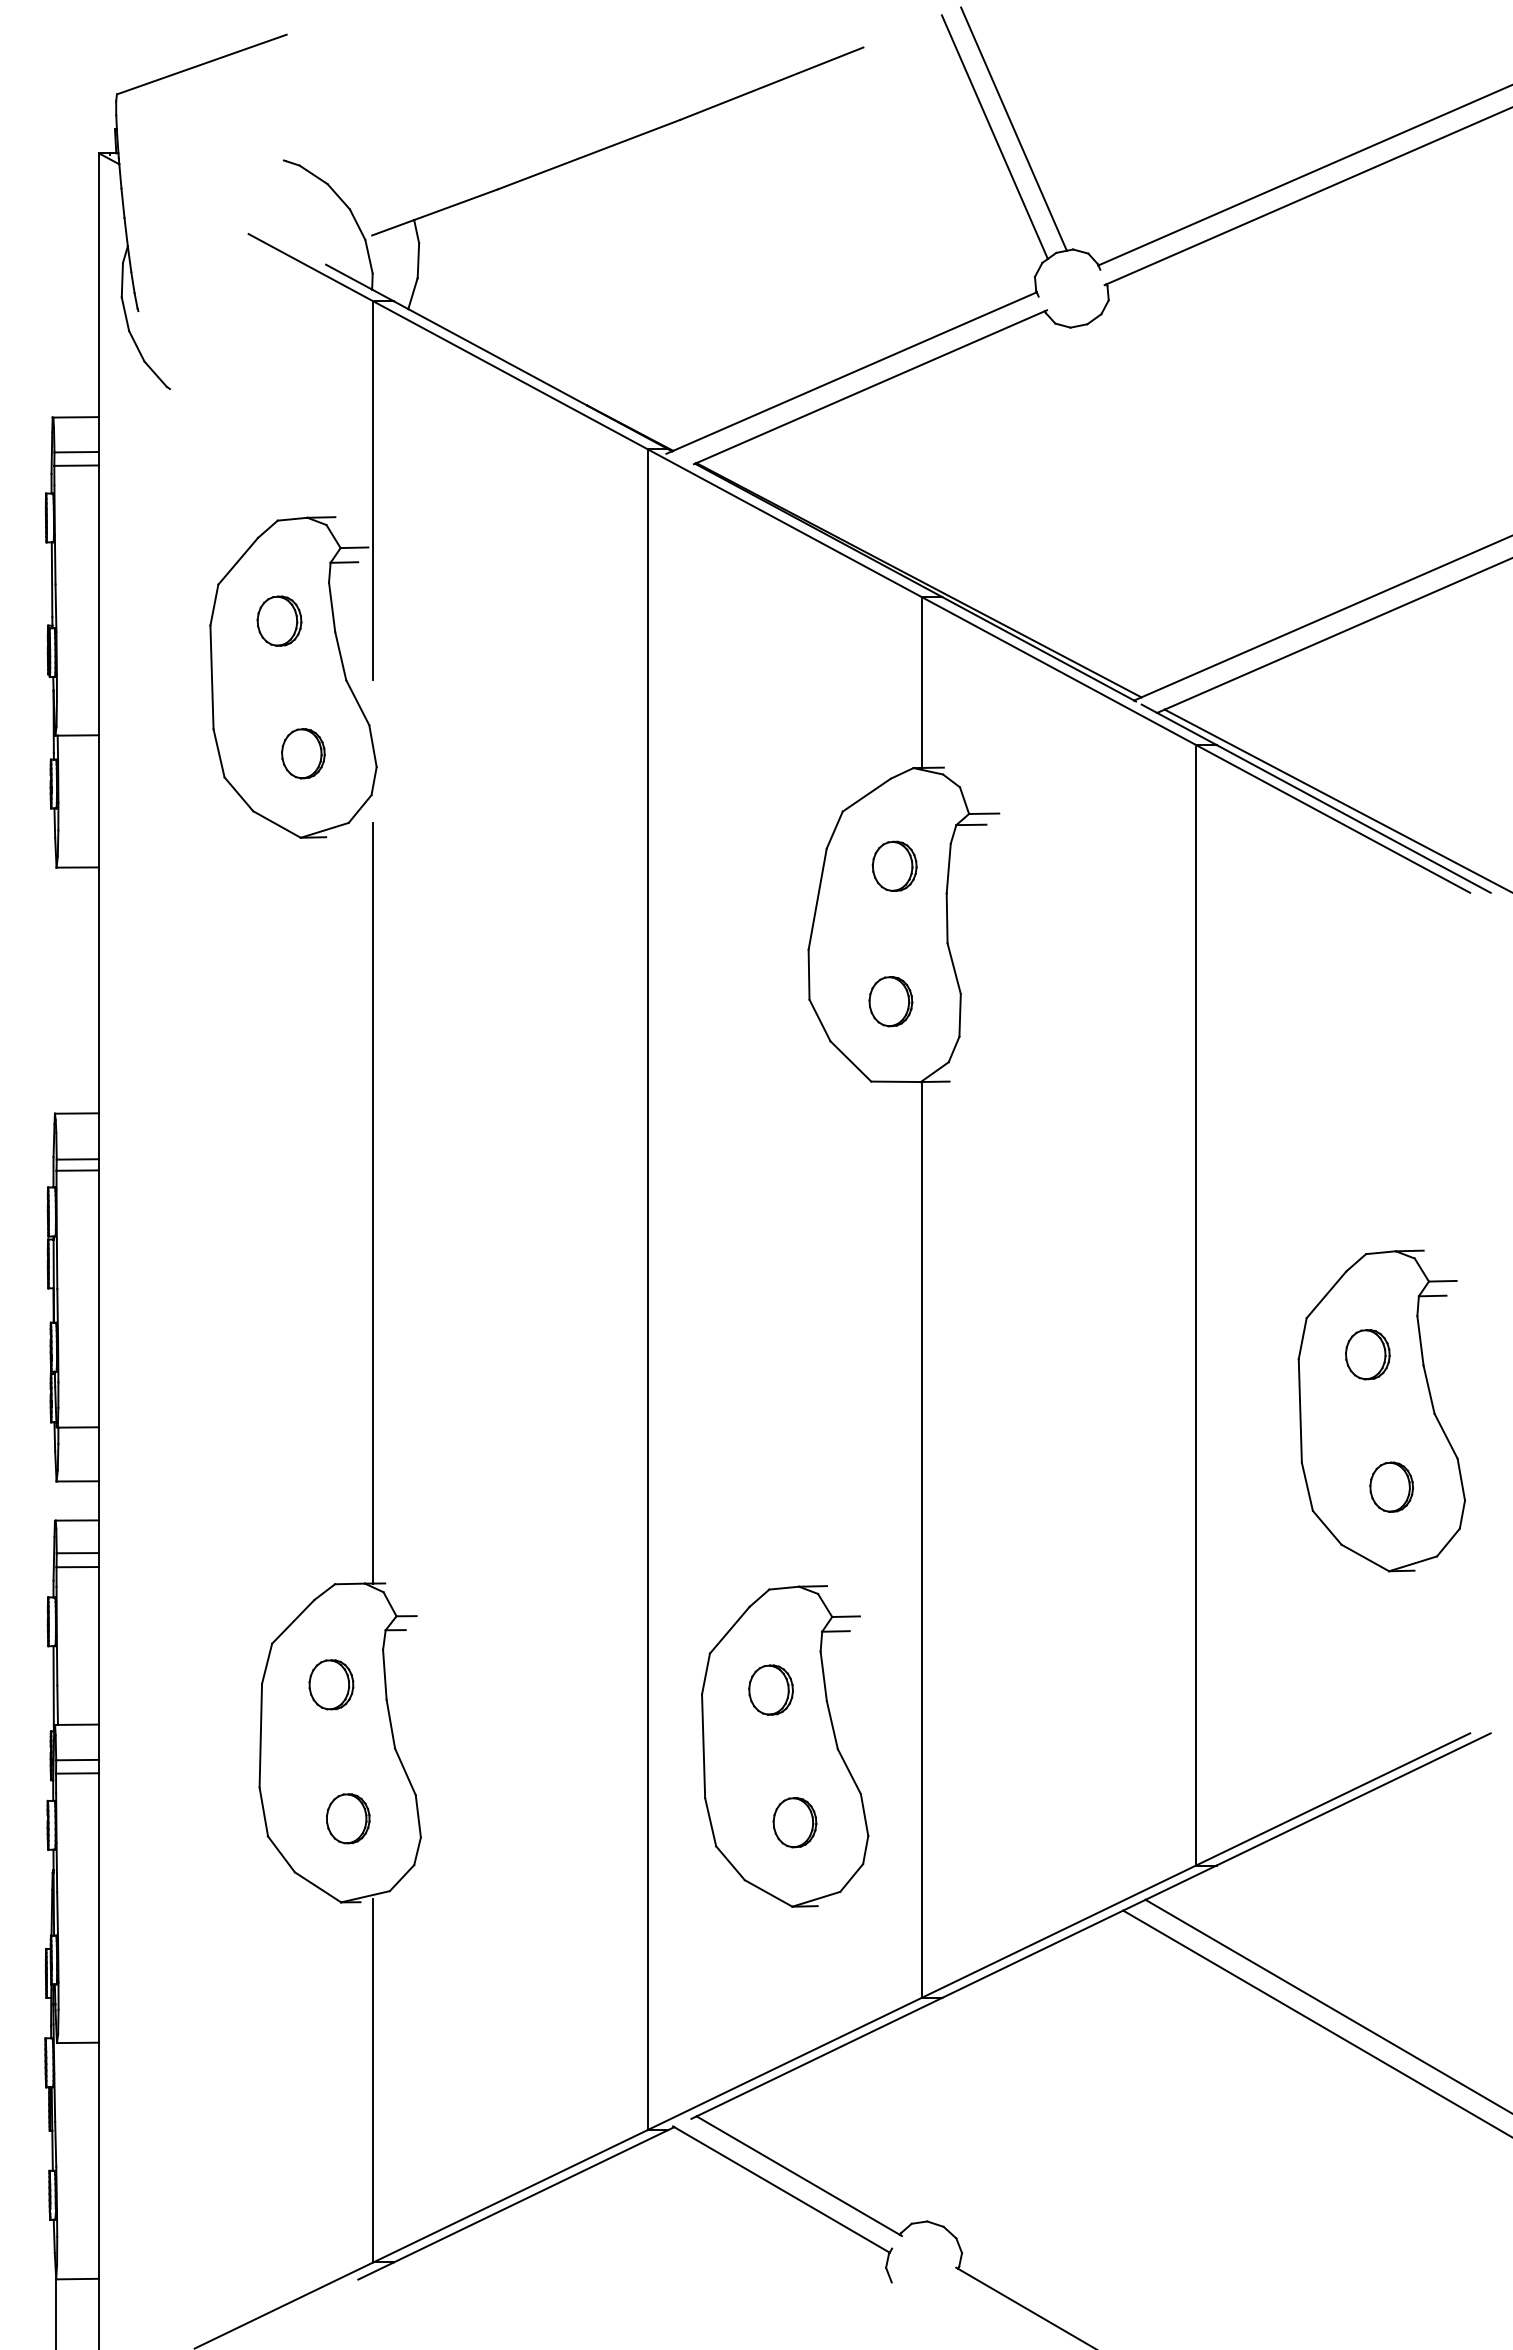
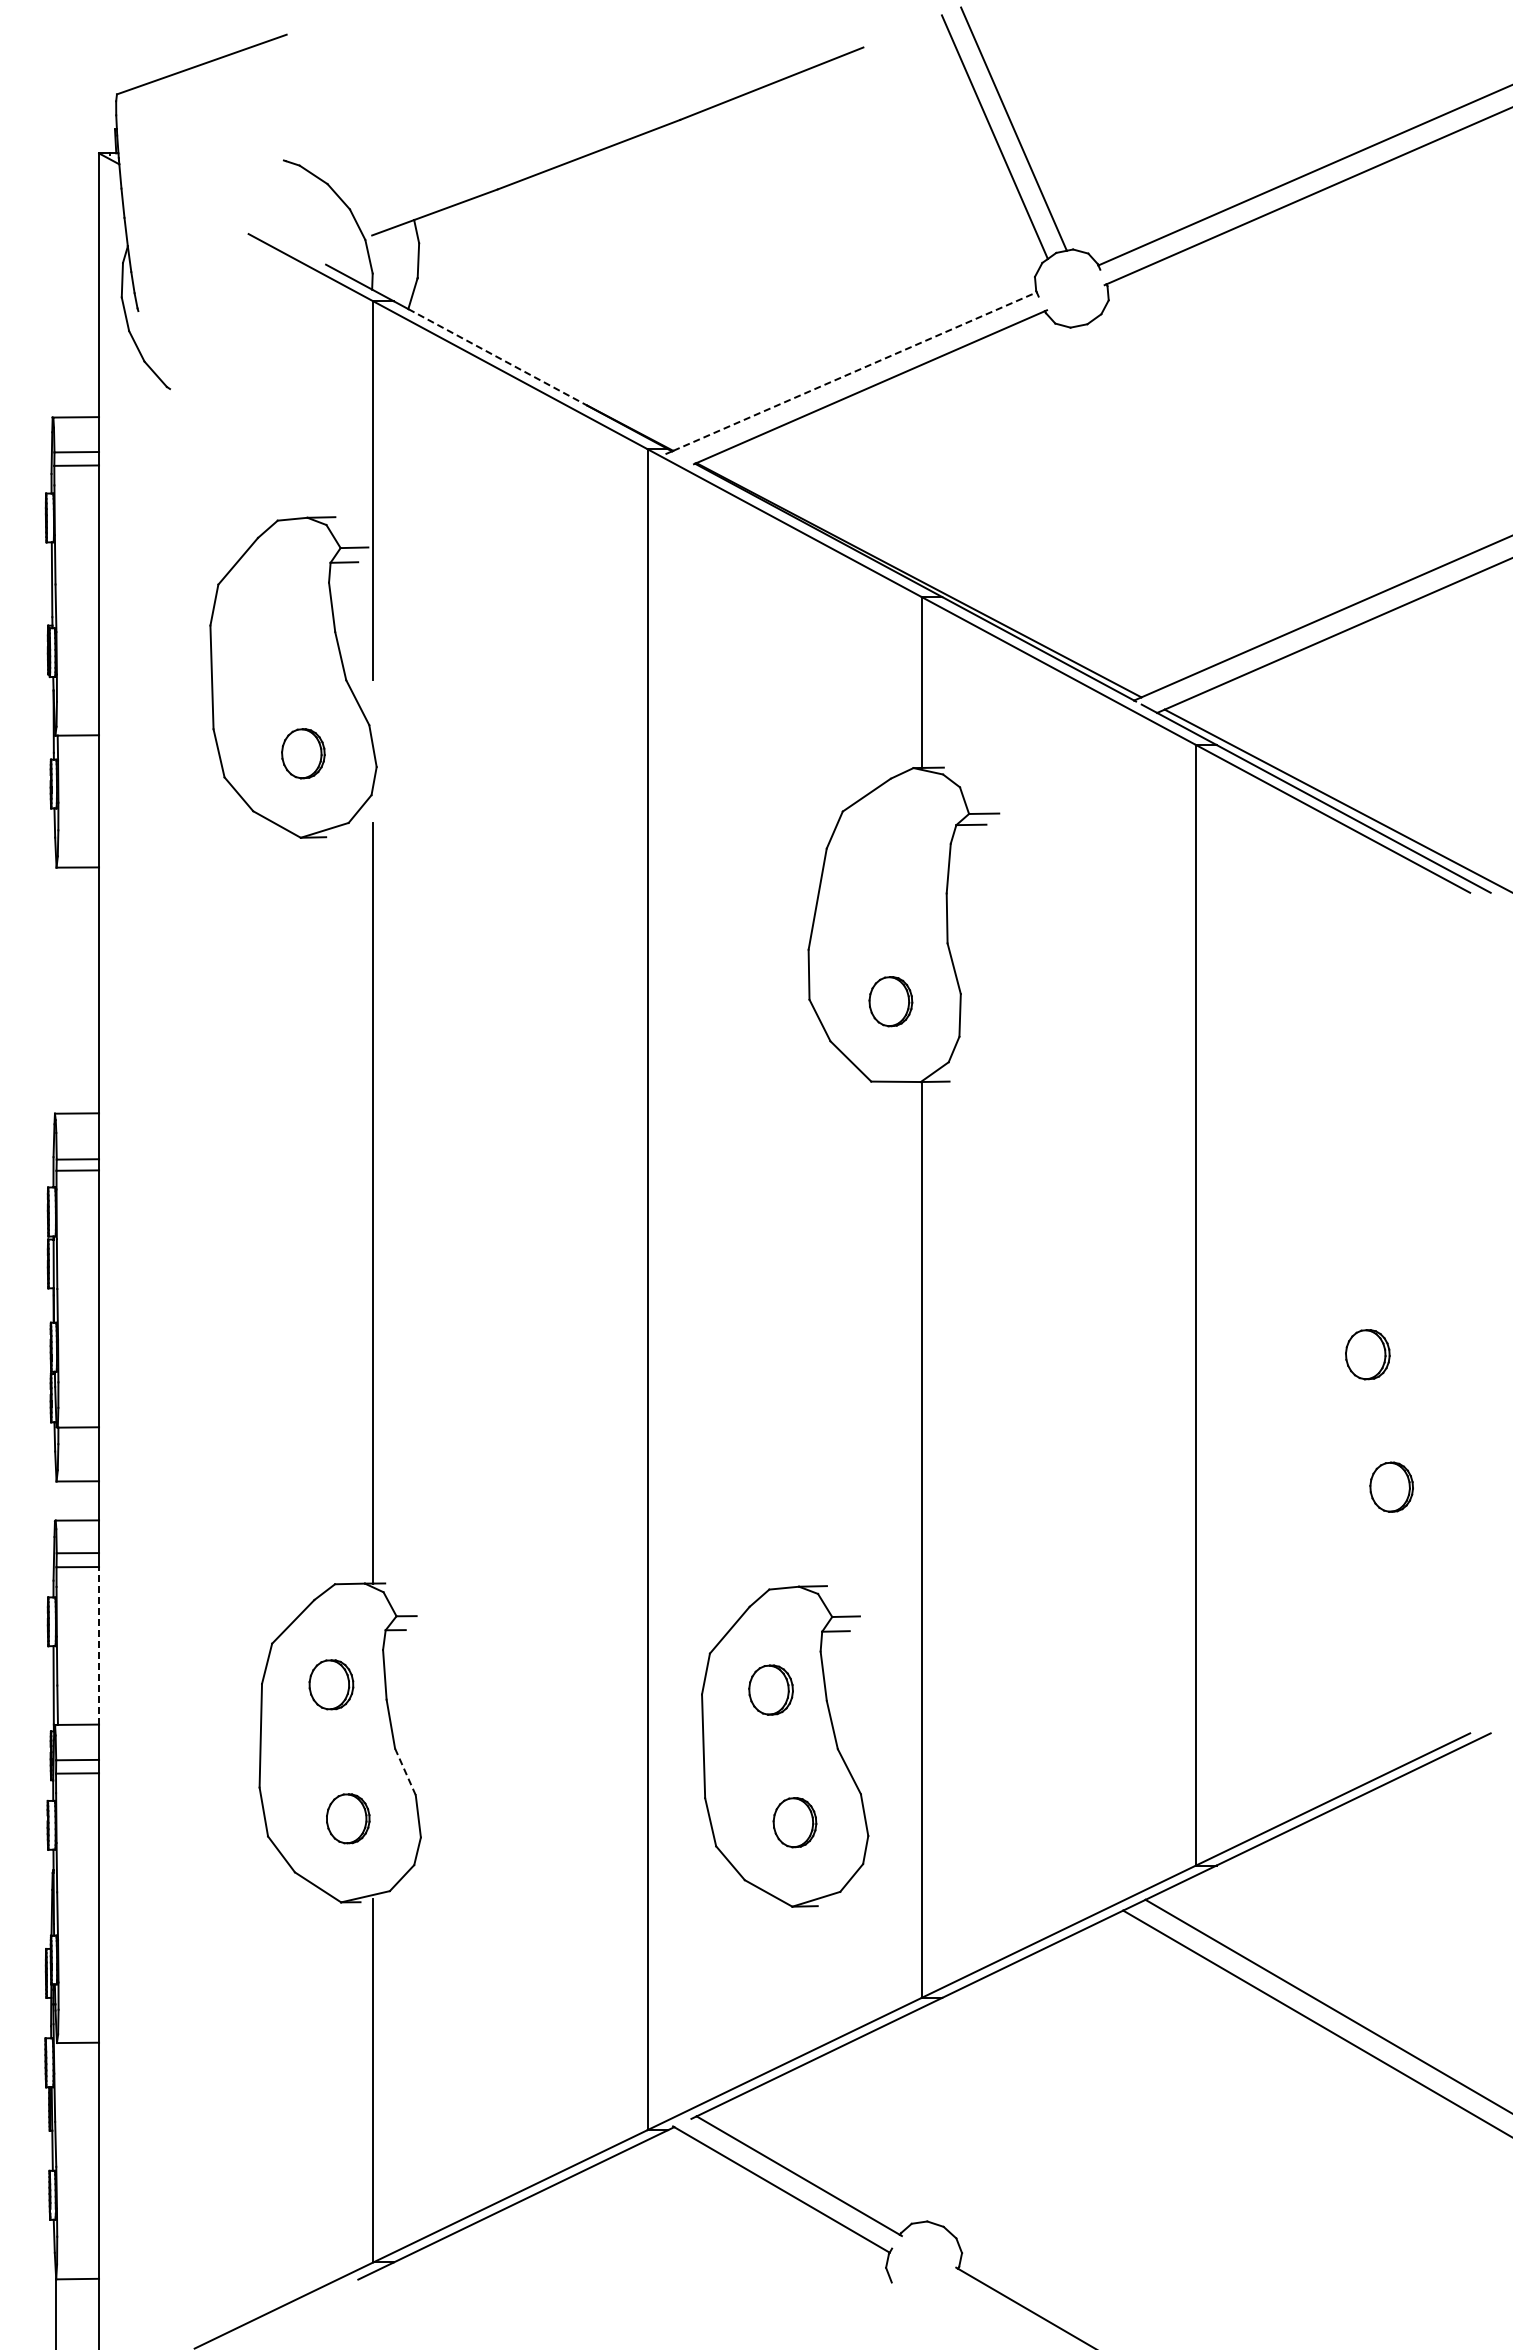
line: solid -> dashed (497, 357)
line: solid -> dashed (855, 371)
part: present -> none (279, 620)
part: present -> none (894, 865)
part: present -> none (1381, 1410)
line: solid -> dashed (99, 1645)
line: solid -> dashed (405, 1771)
